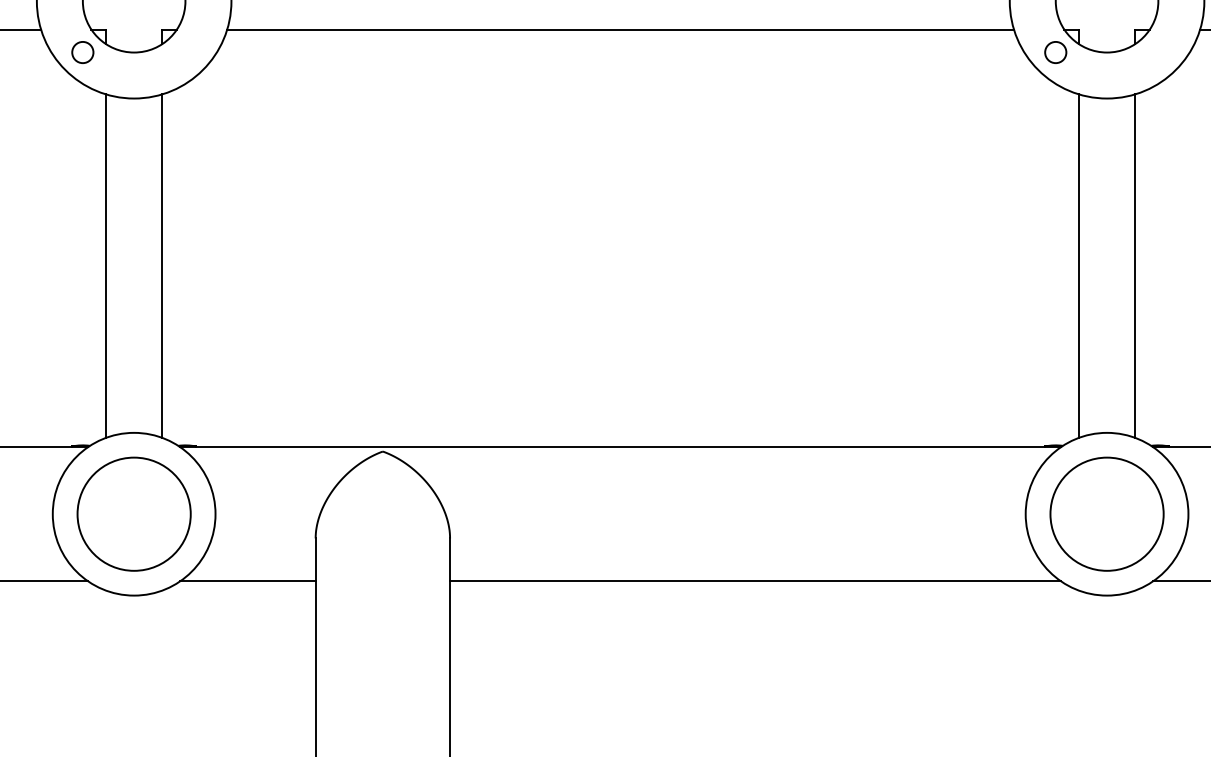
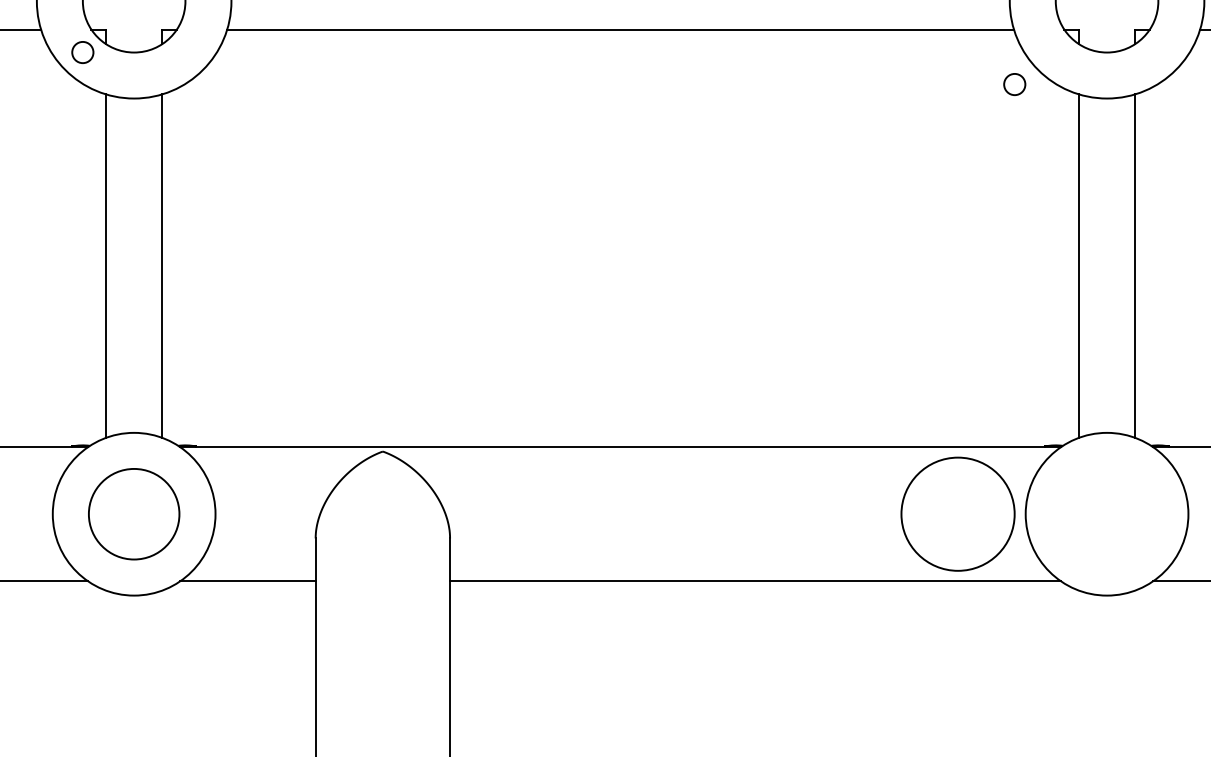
circle position: (1055, 52) -> (1014, 84) (1014, 84)
circle diameter: 113 px -> 91 px (133, 513)
circle position: (1106, 513) -> (957, 513) (957, 513)
